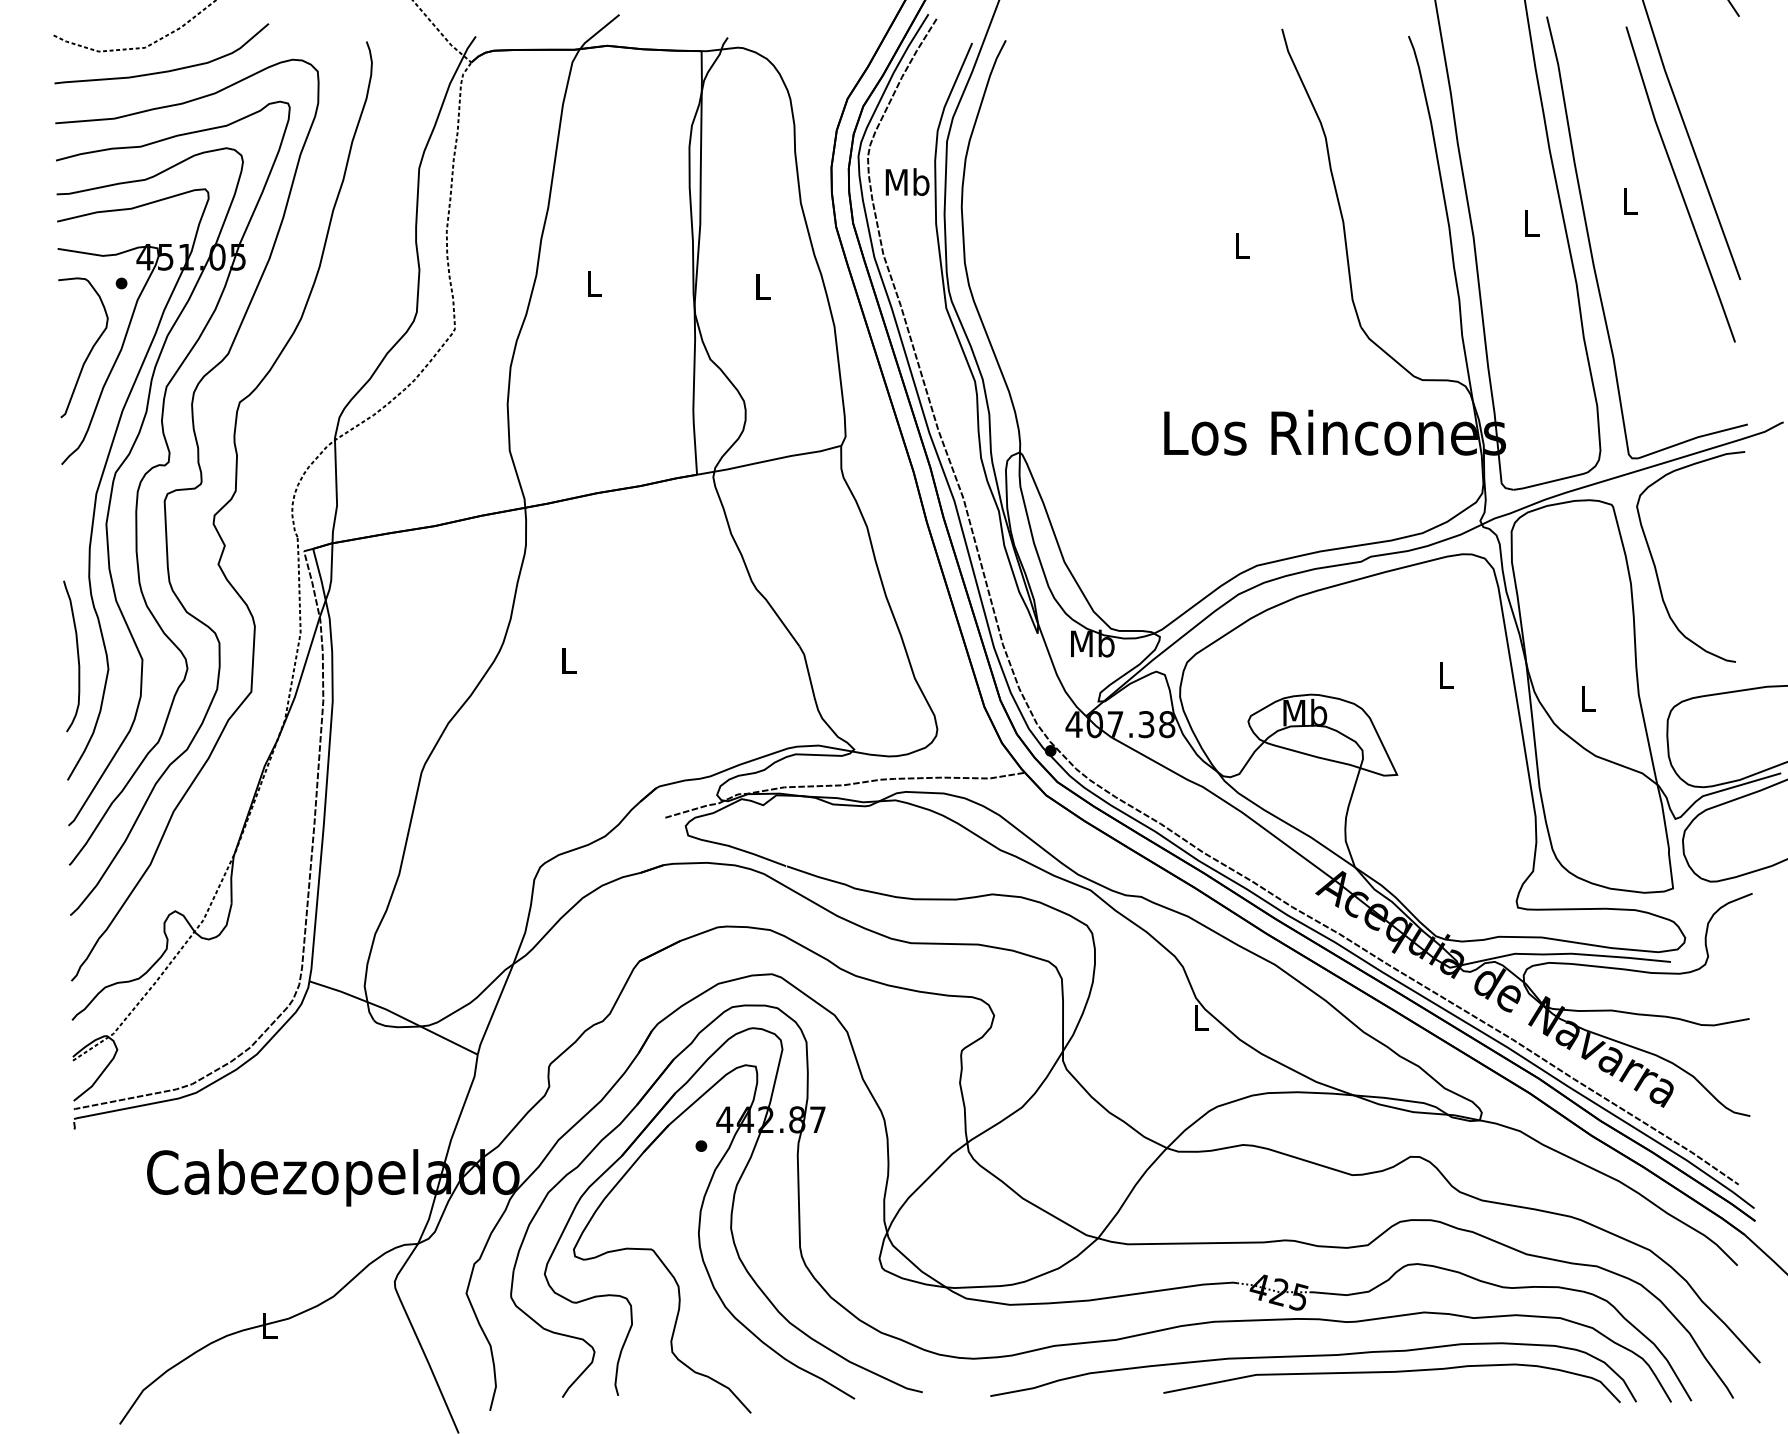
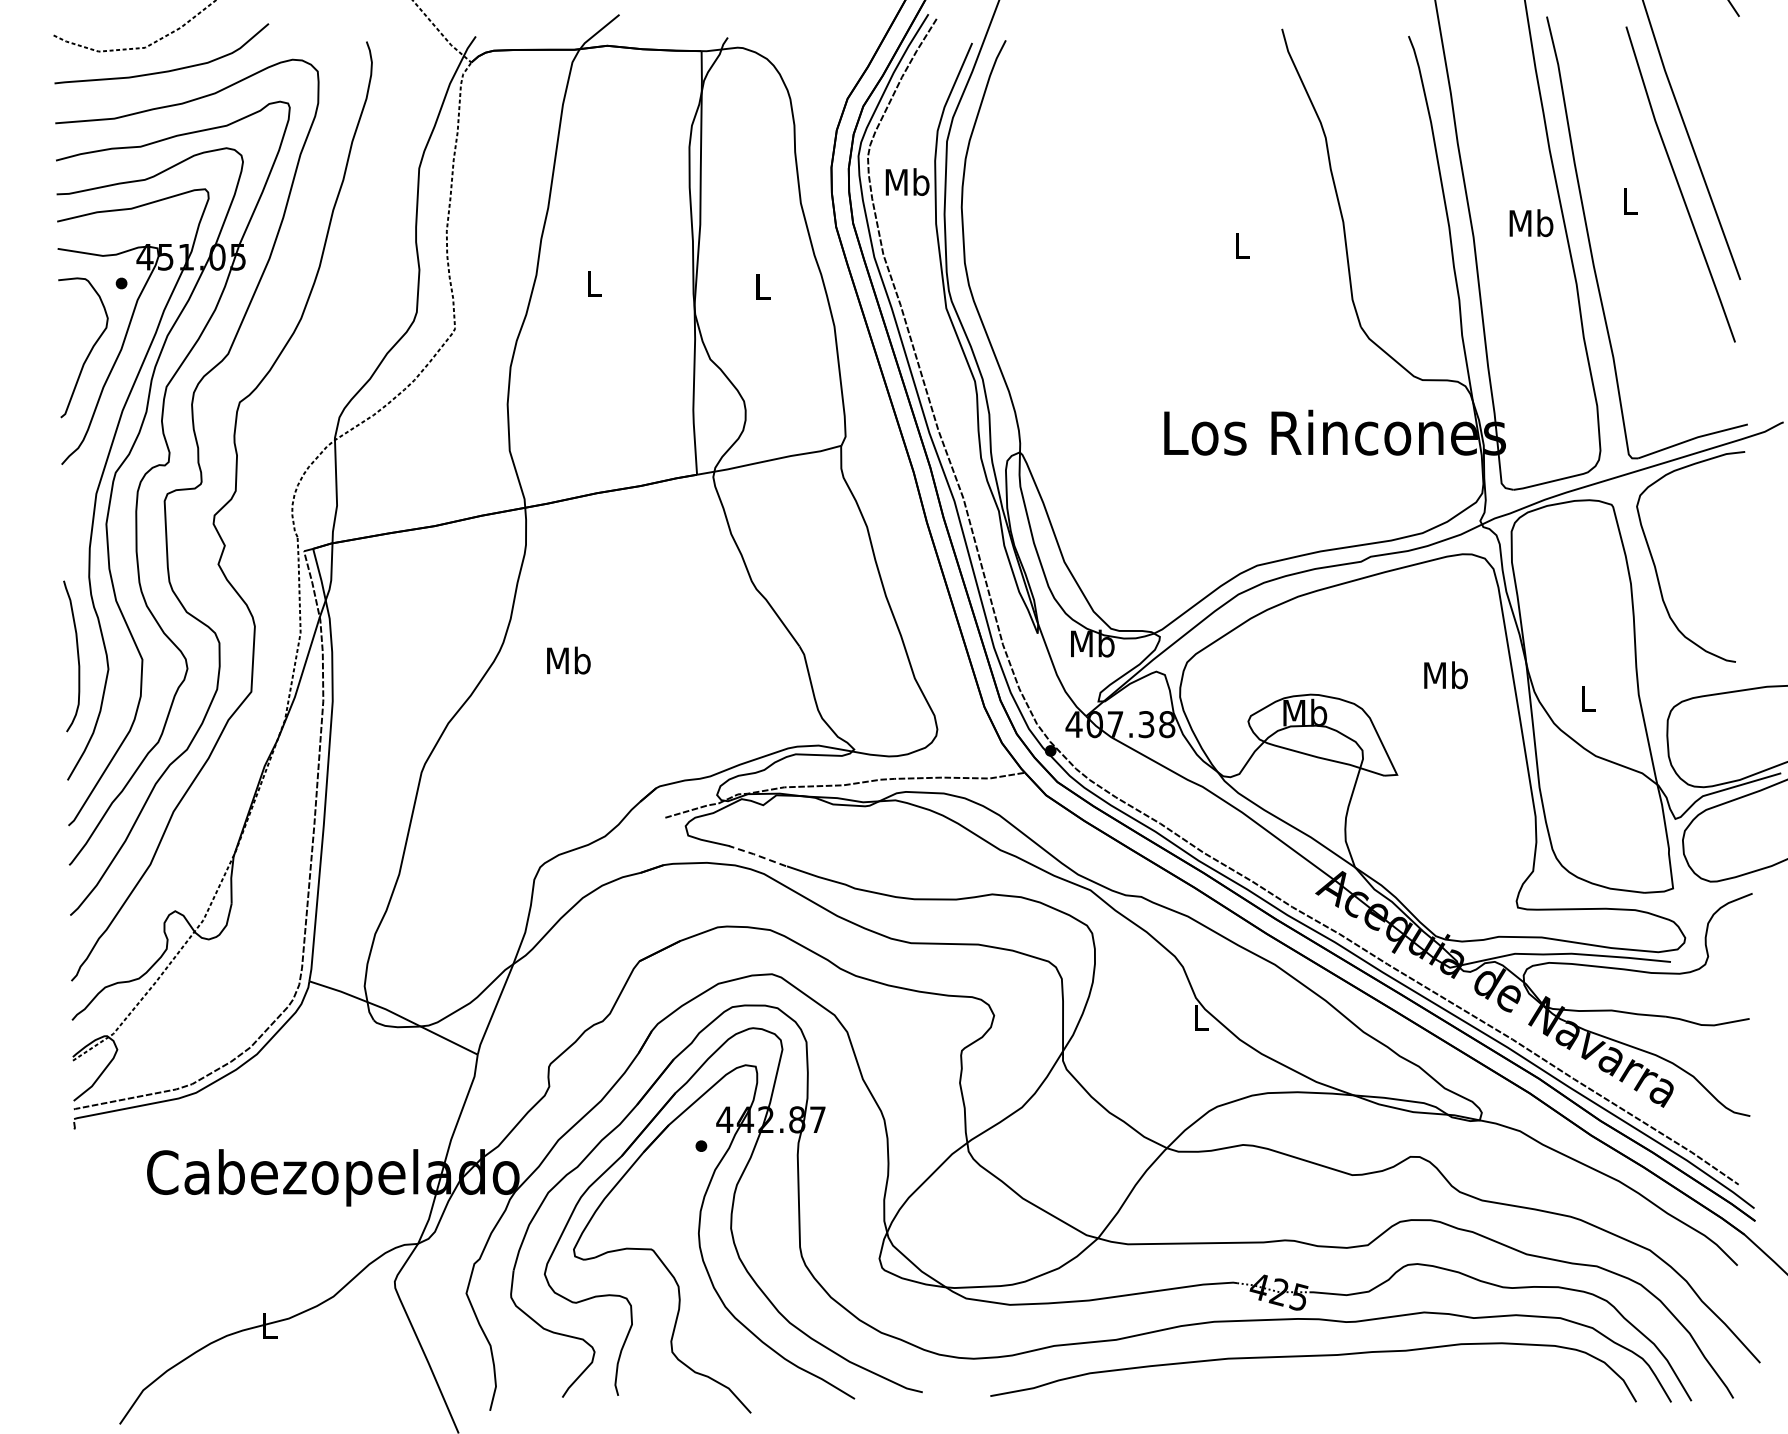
text: L -> Mb (1531, 223)
text: L -> Mb (568, 660)
text: L -> Mb (1445, 675)
line: solid -> dashed (757, 855)
curve: present -> none (1391, 1372)
